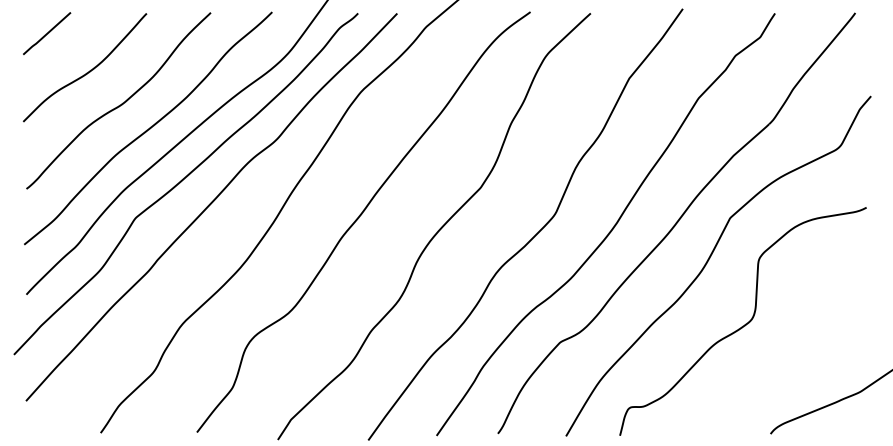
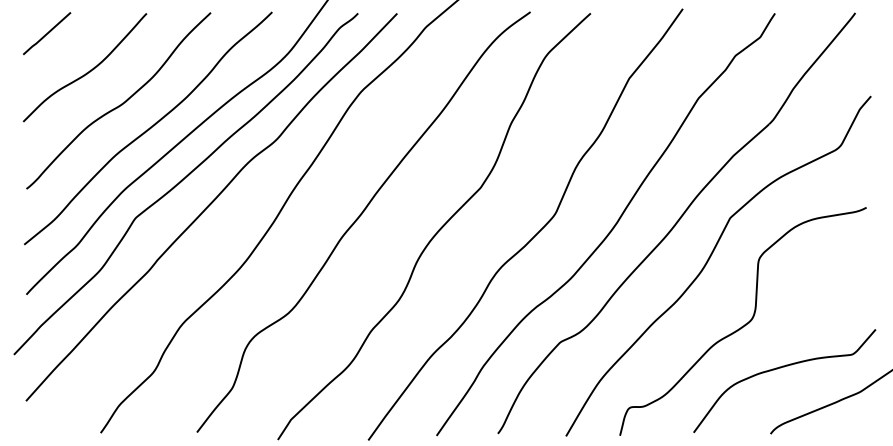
curve: none -> present (781, 368)
